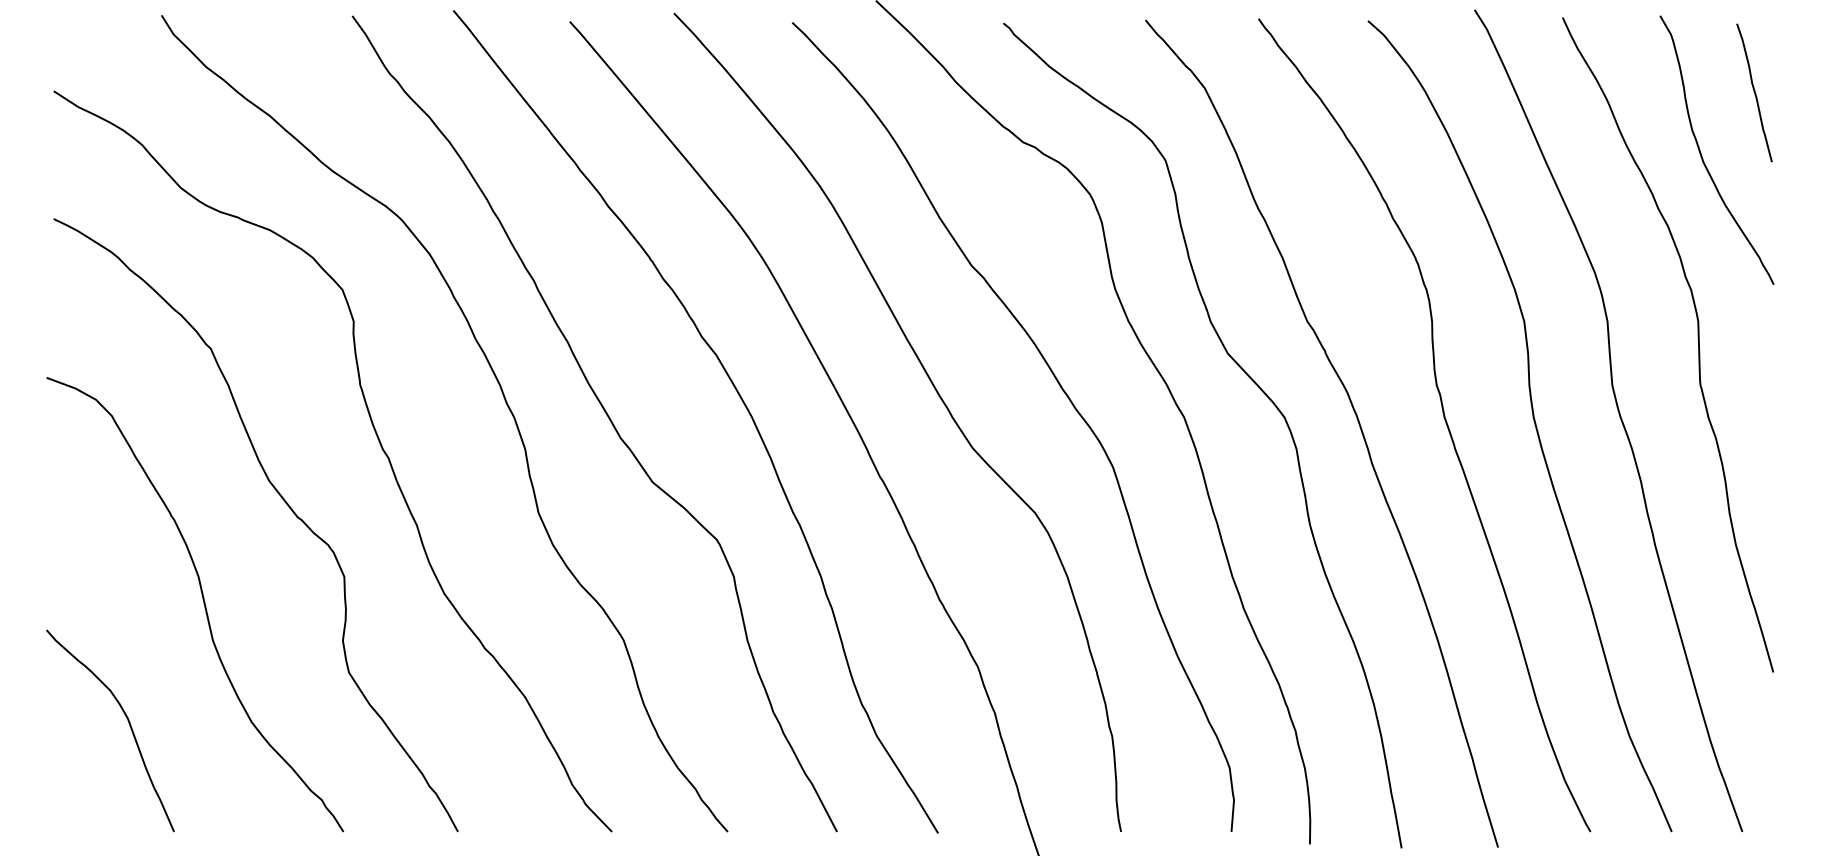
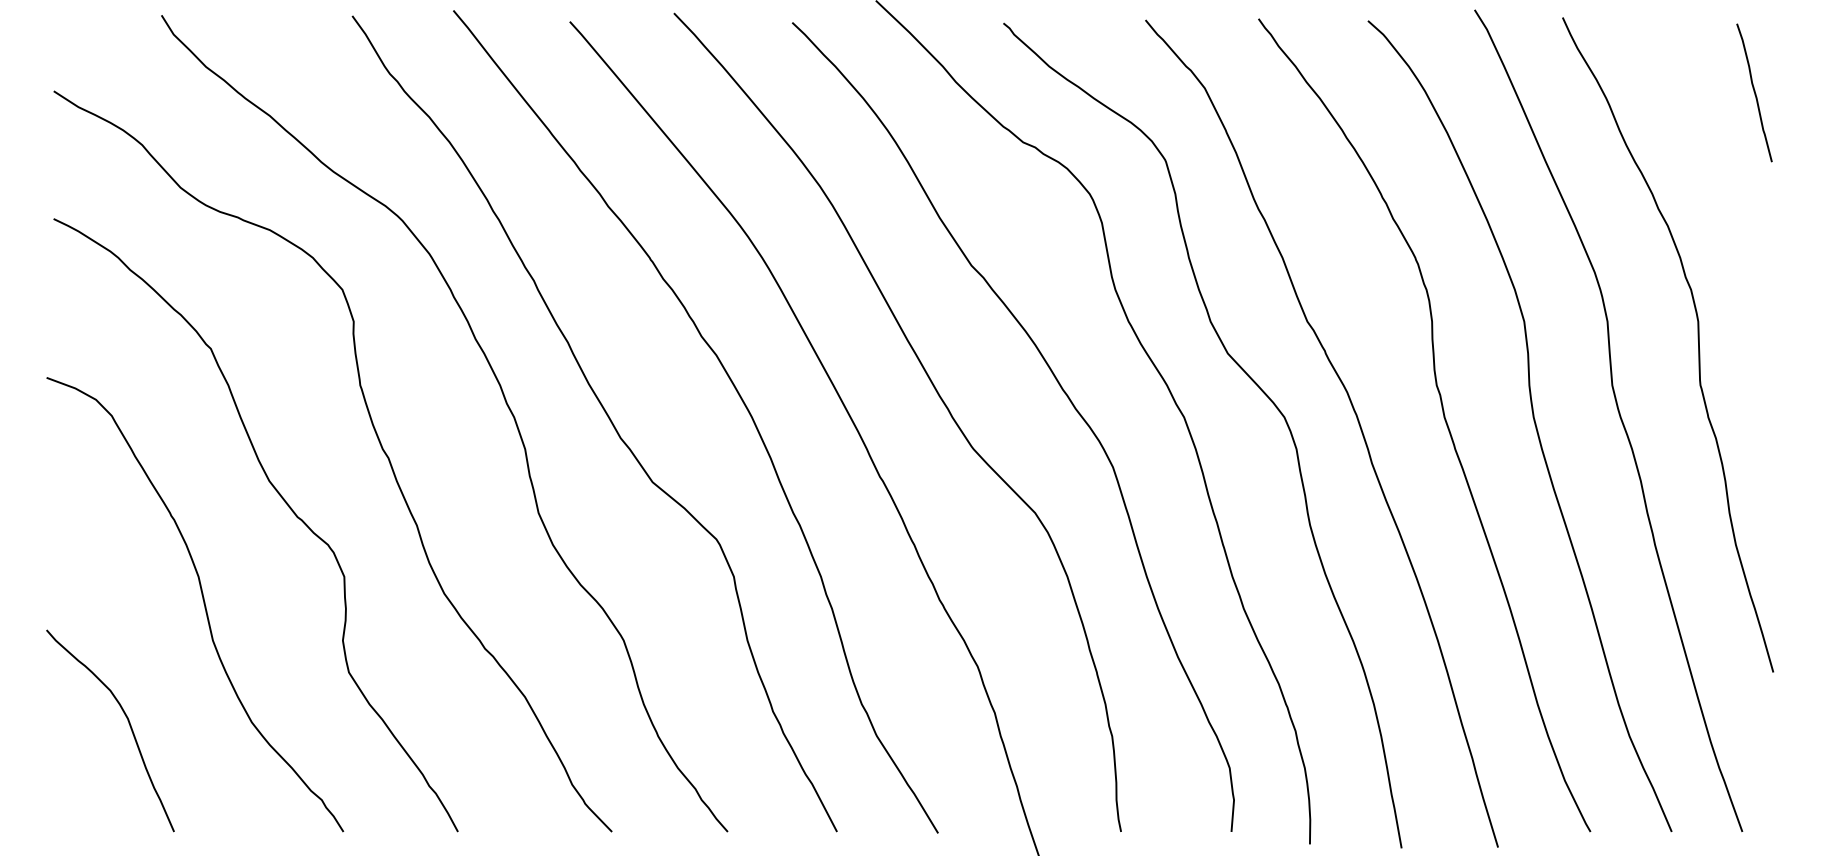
curve: present -> none (1702, 155)
